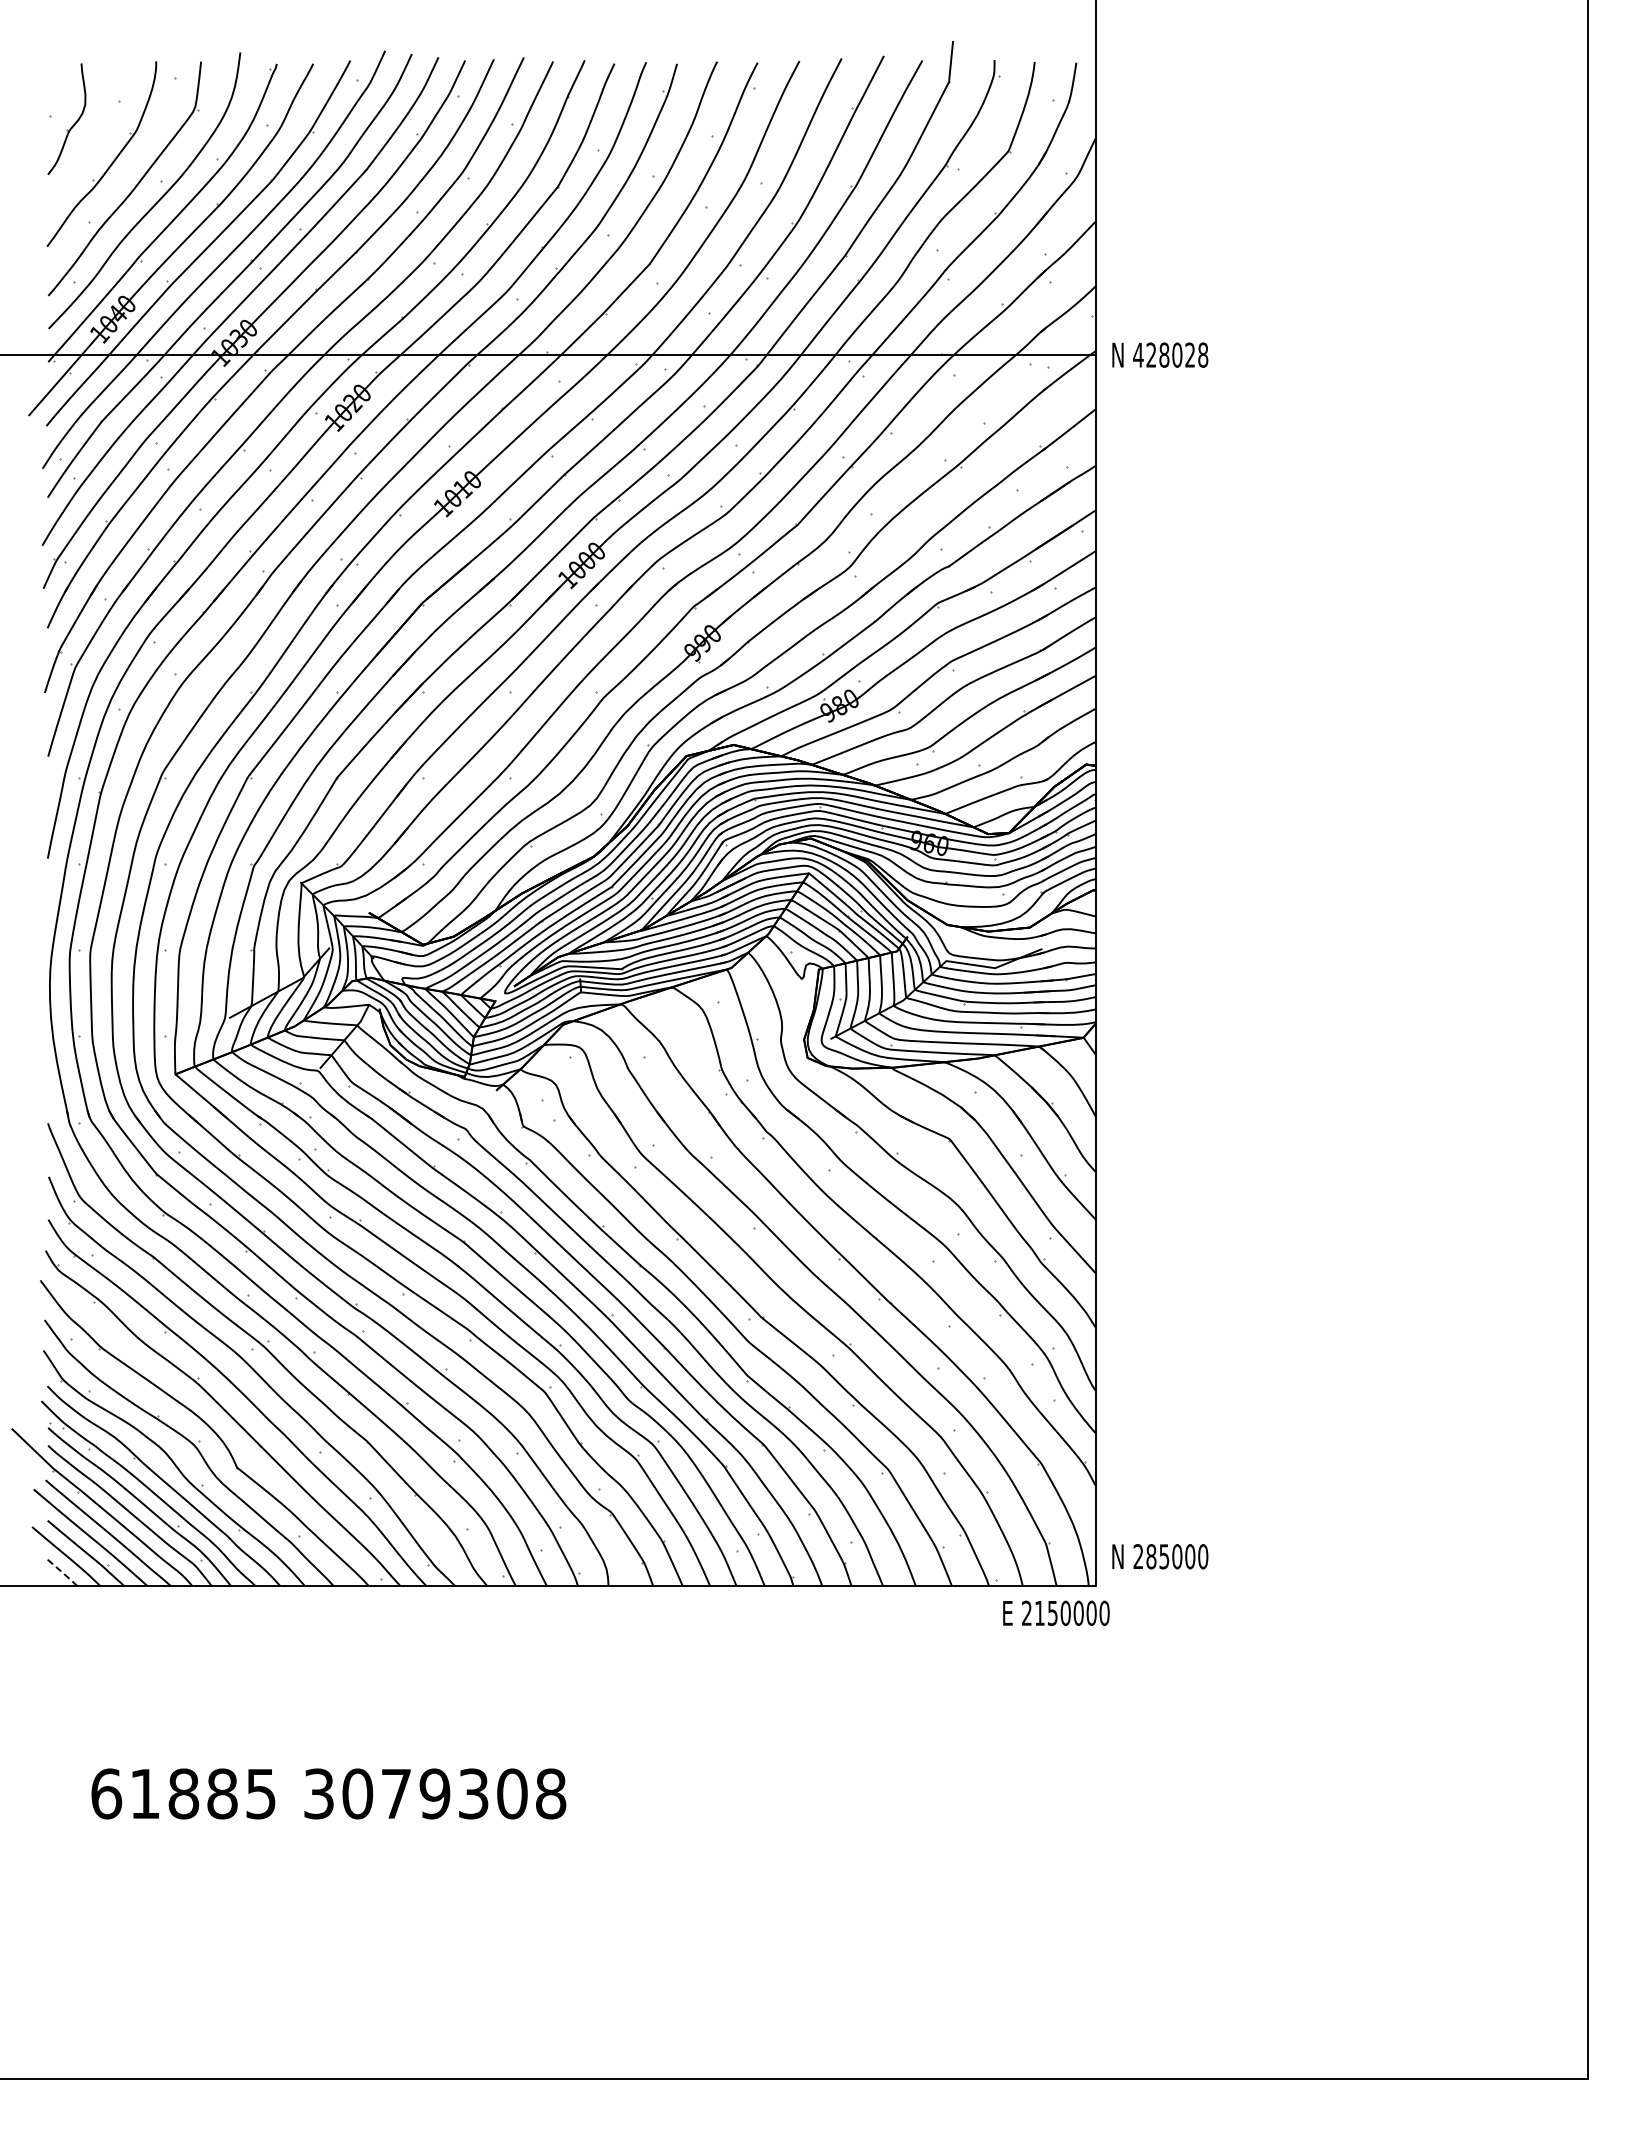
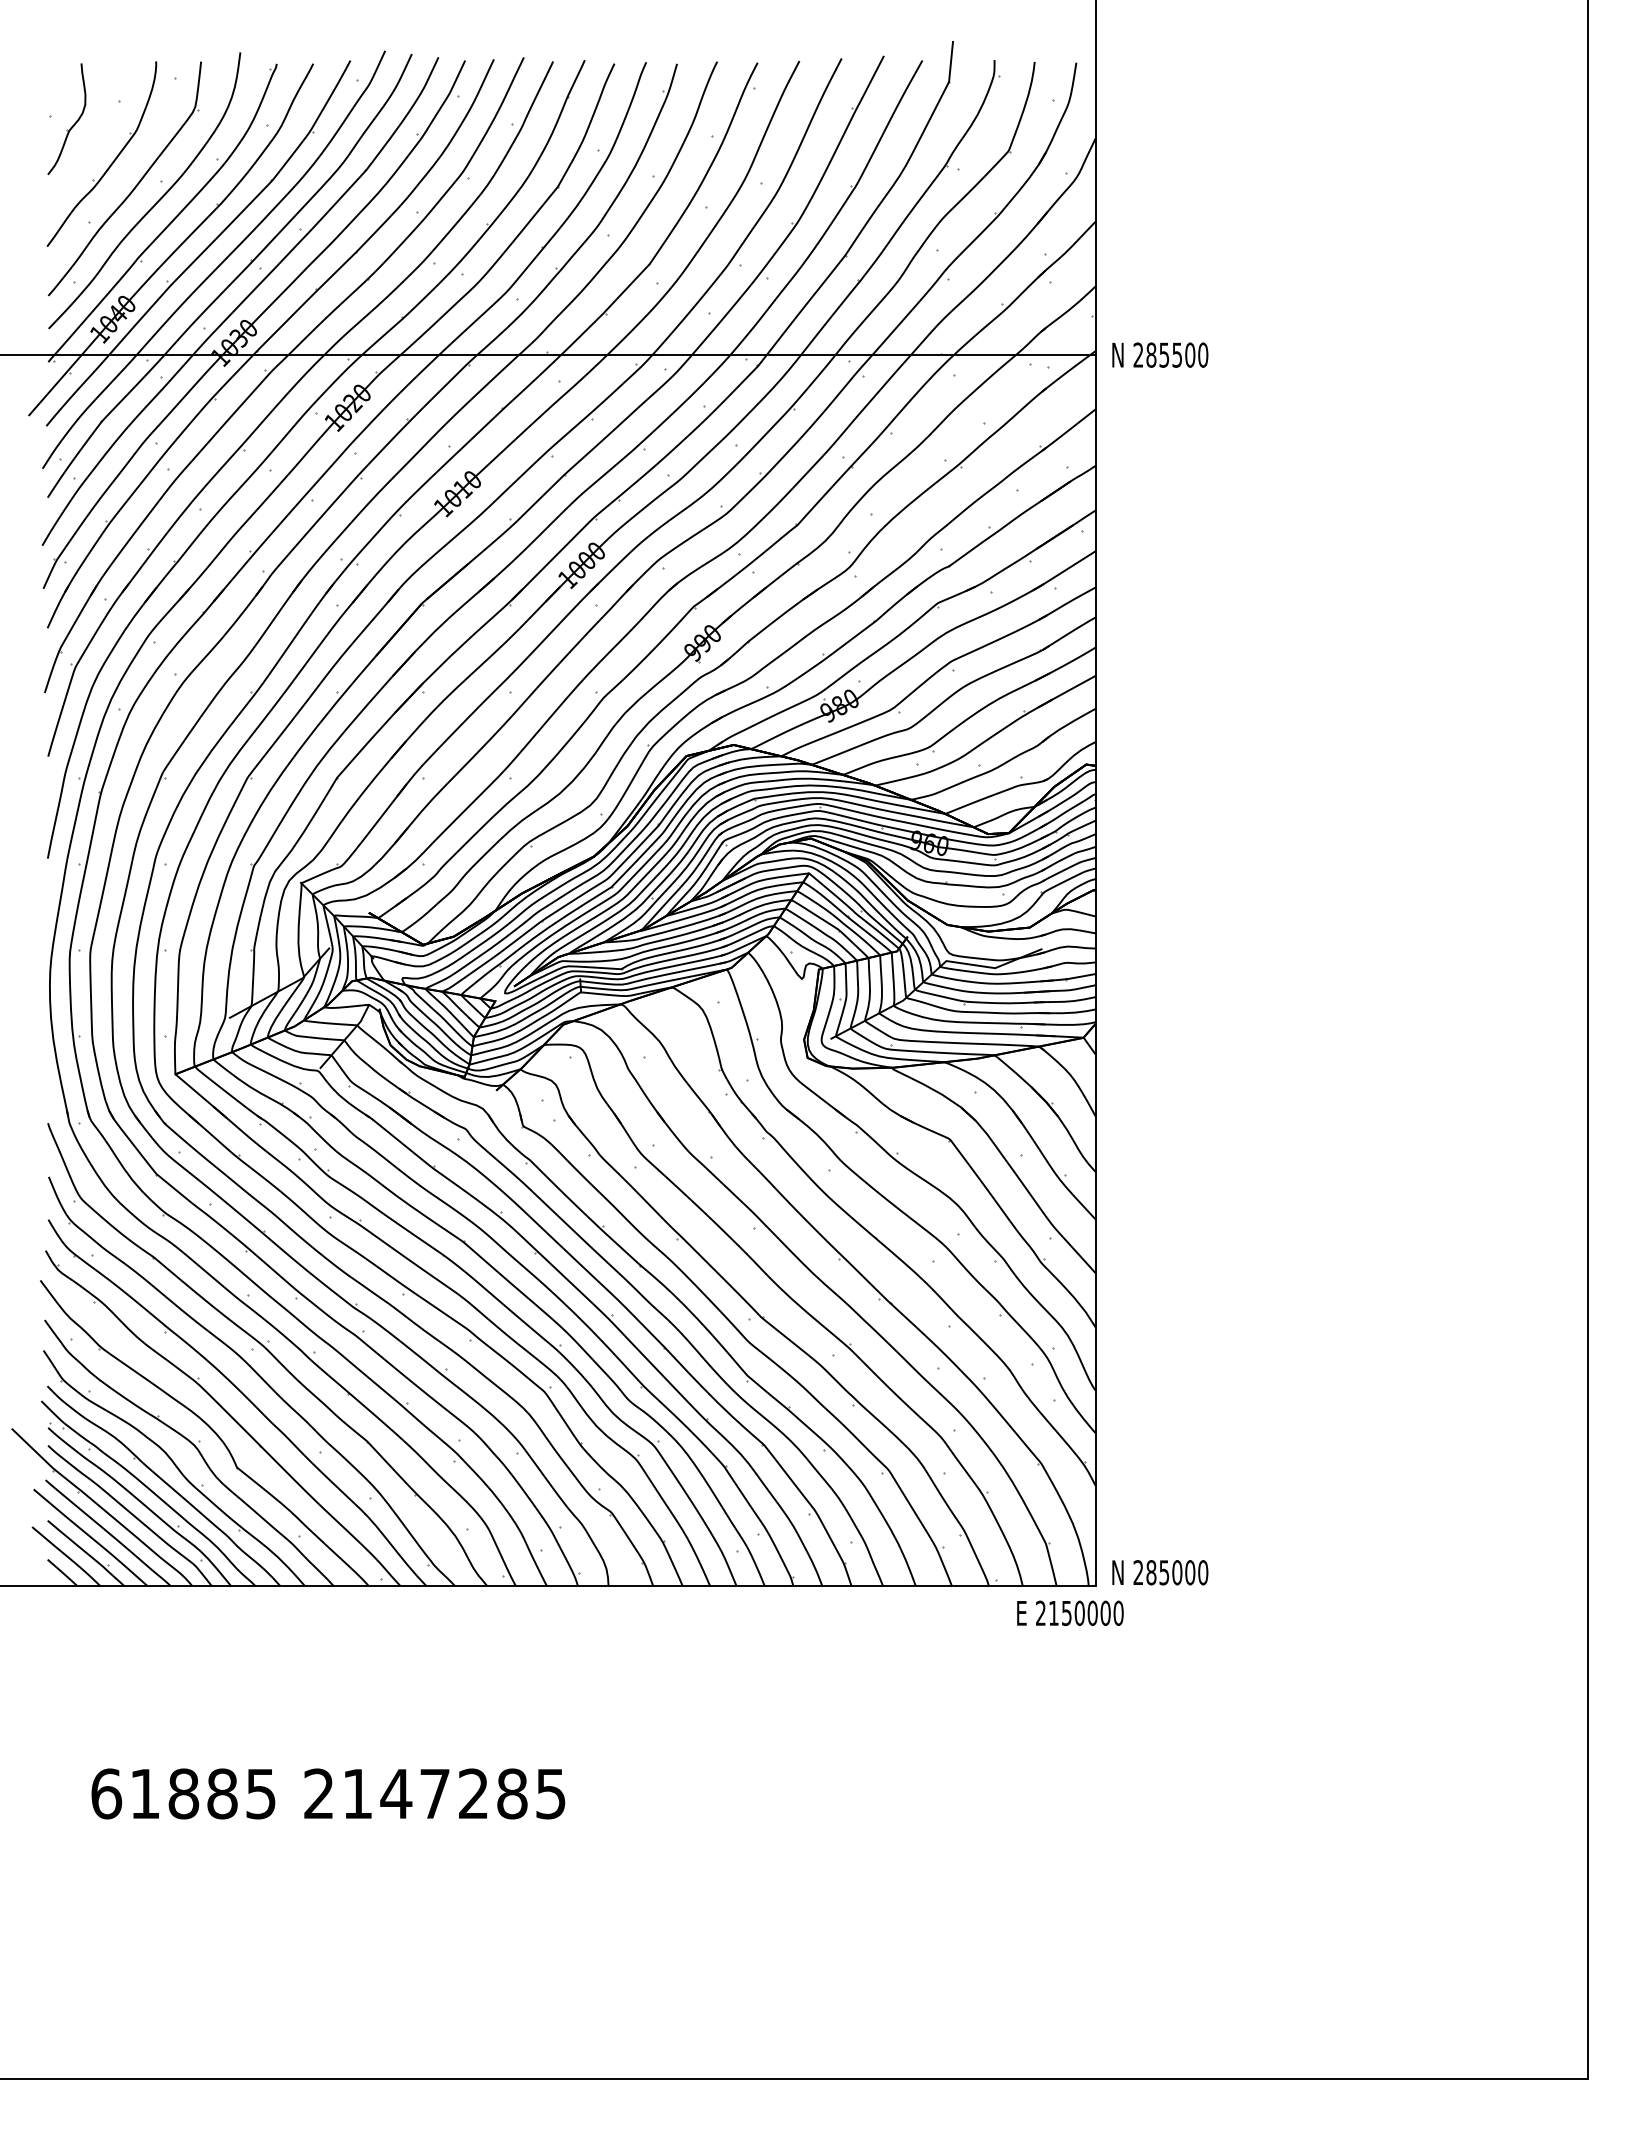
text: 428028 -> 285500 (1170, 354)
text position: (1160, 1556) -> (1160, 1572) (1160, 1572)
line: dashed -> solid (62, 1572)
text position: (1056, 1612) -> (1070, 1612) (1070, 1612)
text: 3079308 -> 2147285 (435, 1793)
